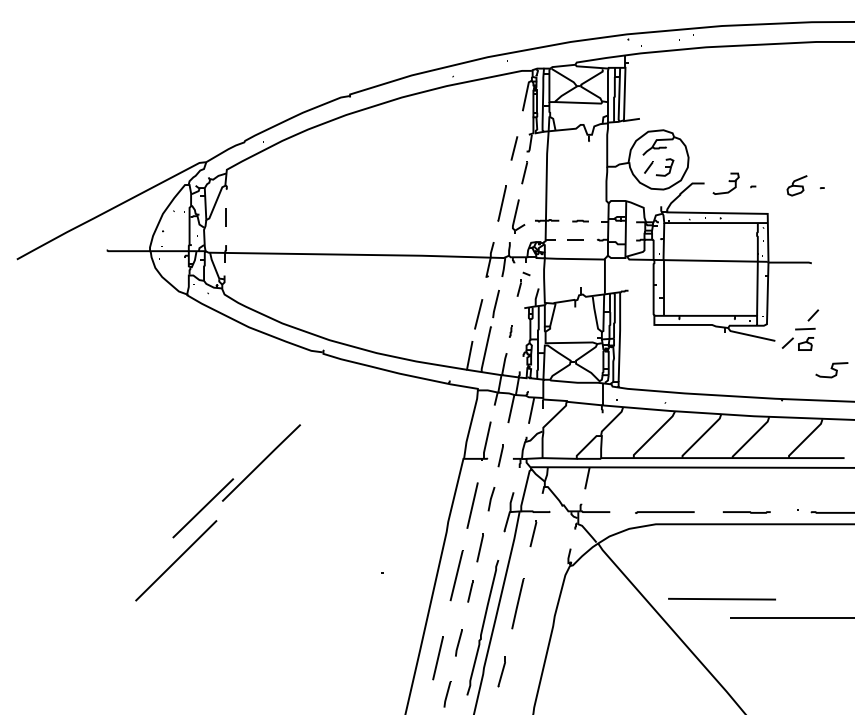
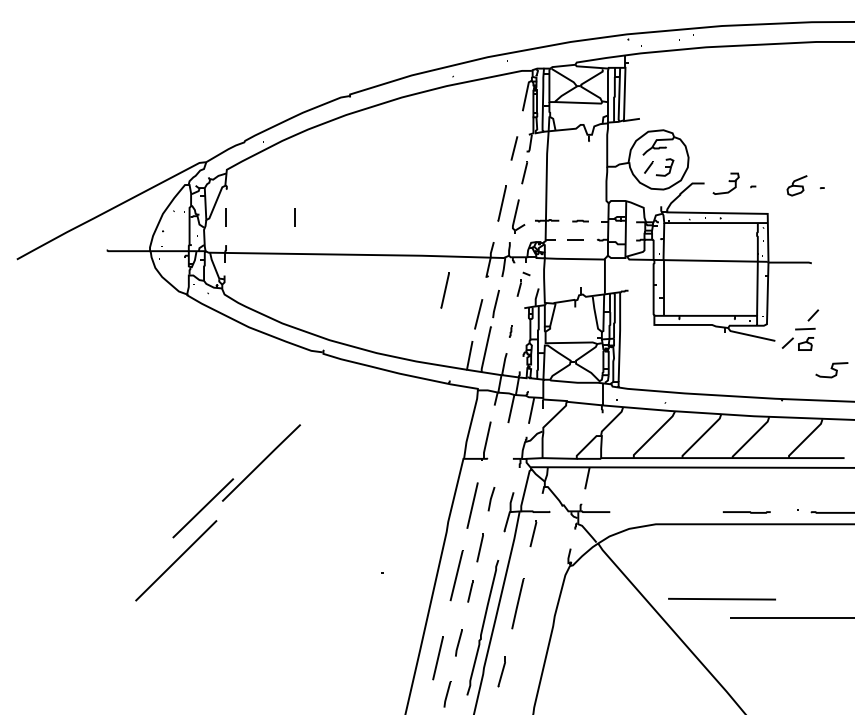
line: none -> present (294, 217)
line: none -> present (444, 290)
line: present -> none (500, 455)
line: present -> none (664, 512)
